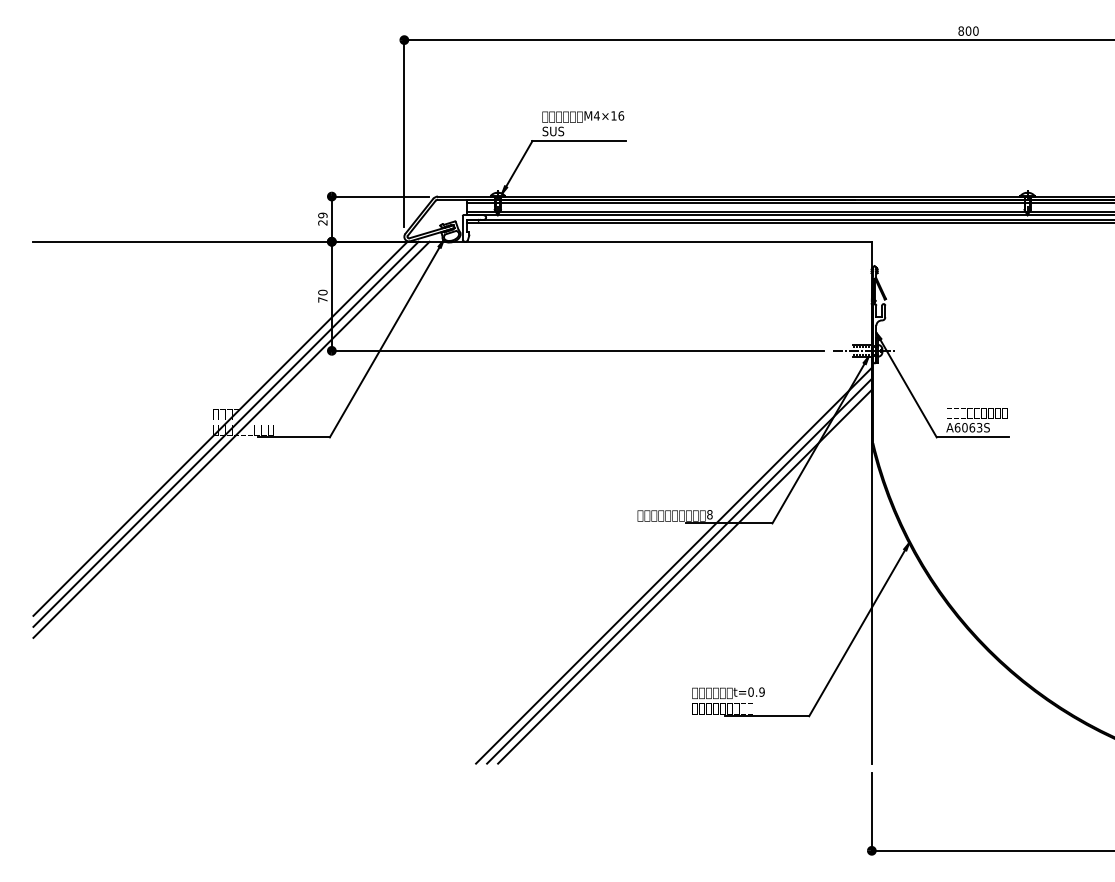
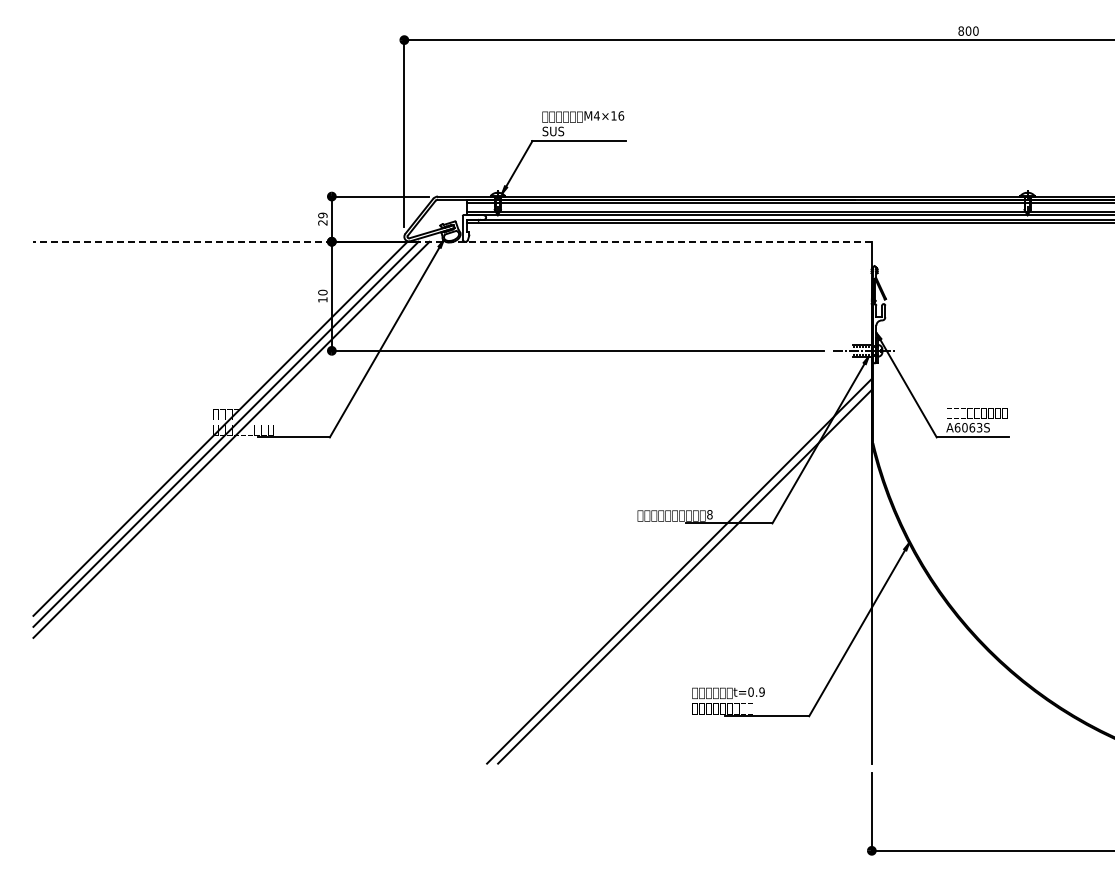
line: solid -> dashed (452, 241)
text: 70 -> 10 (322, 299)
line: present -> none (673, 565)
